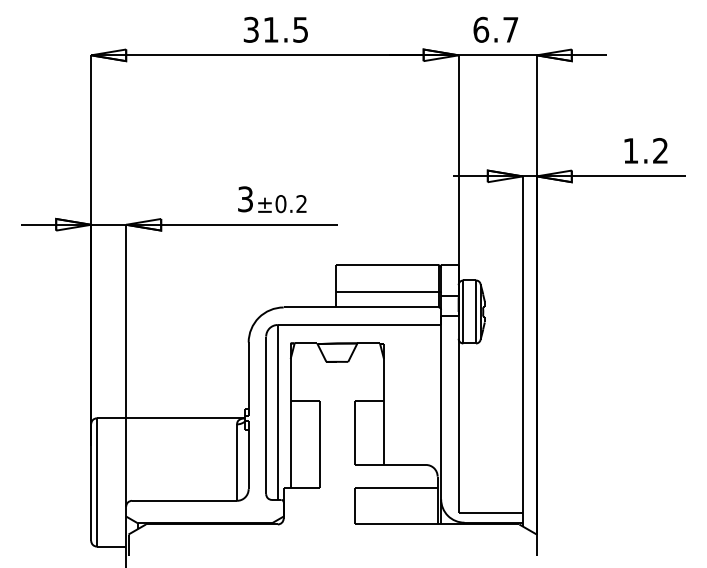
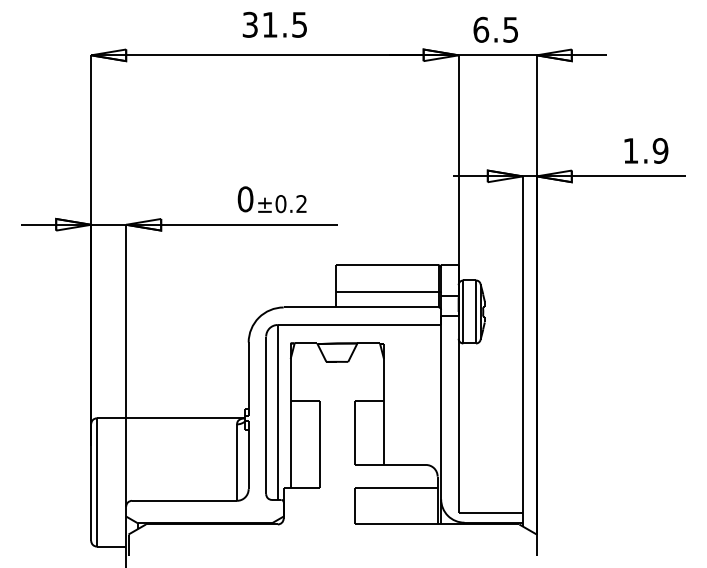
text position: (275, 29) -> (274, 24) (274, 24)
text: 6.7 -> 6.5 (510, 29)
text: 1.2 -> 1.9 (660, 150)
text: 3 -> 0 (245, 199)
